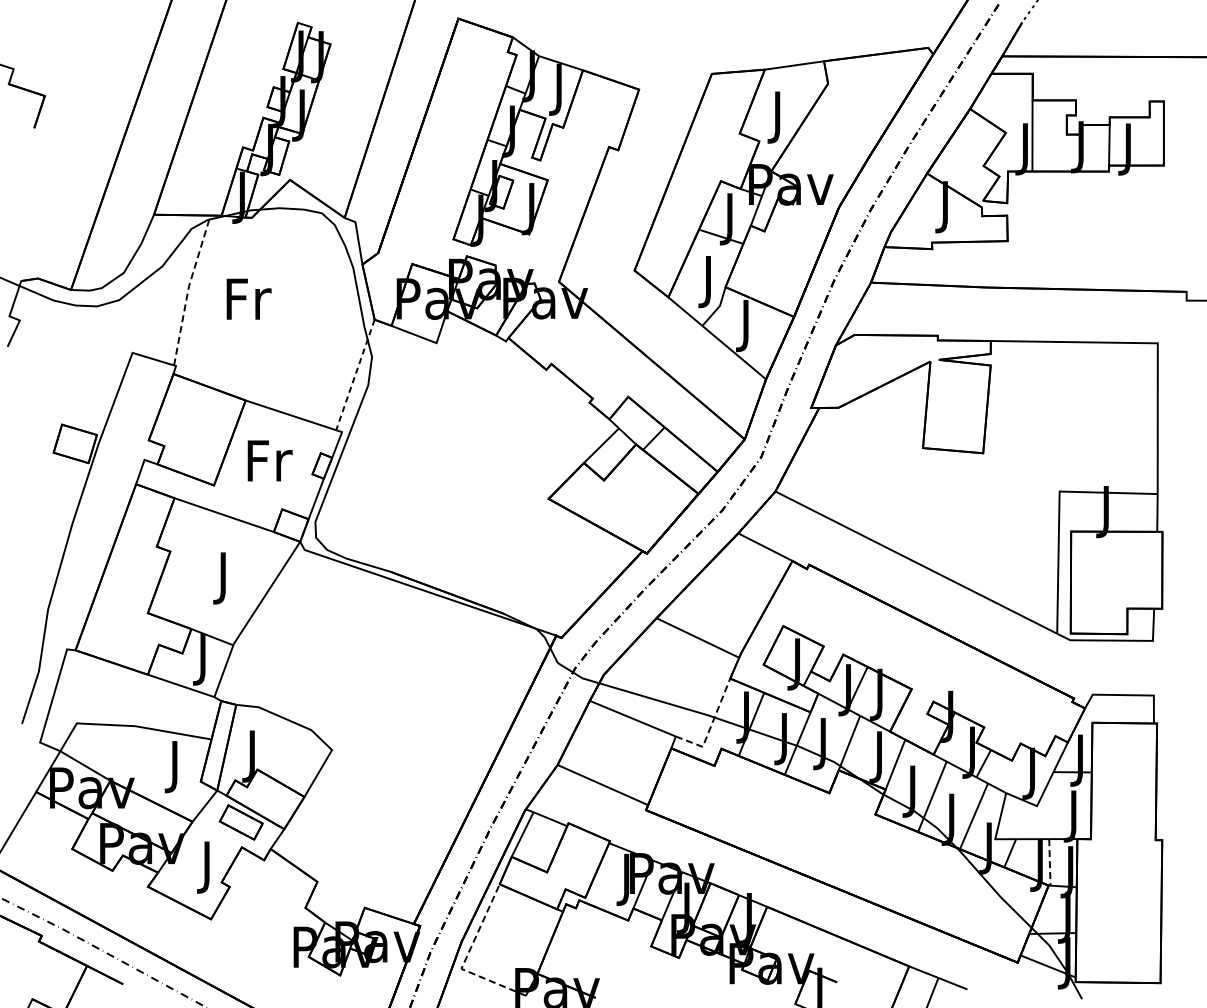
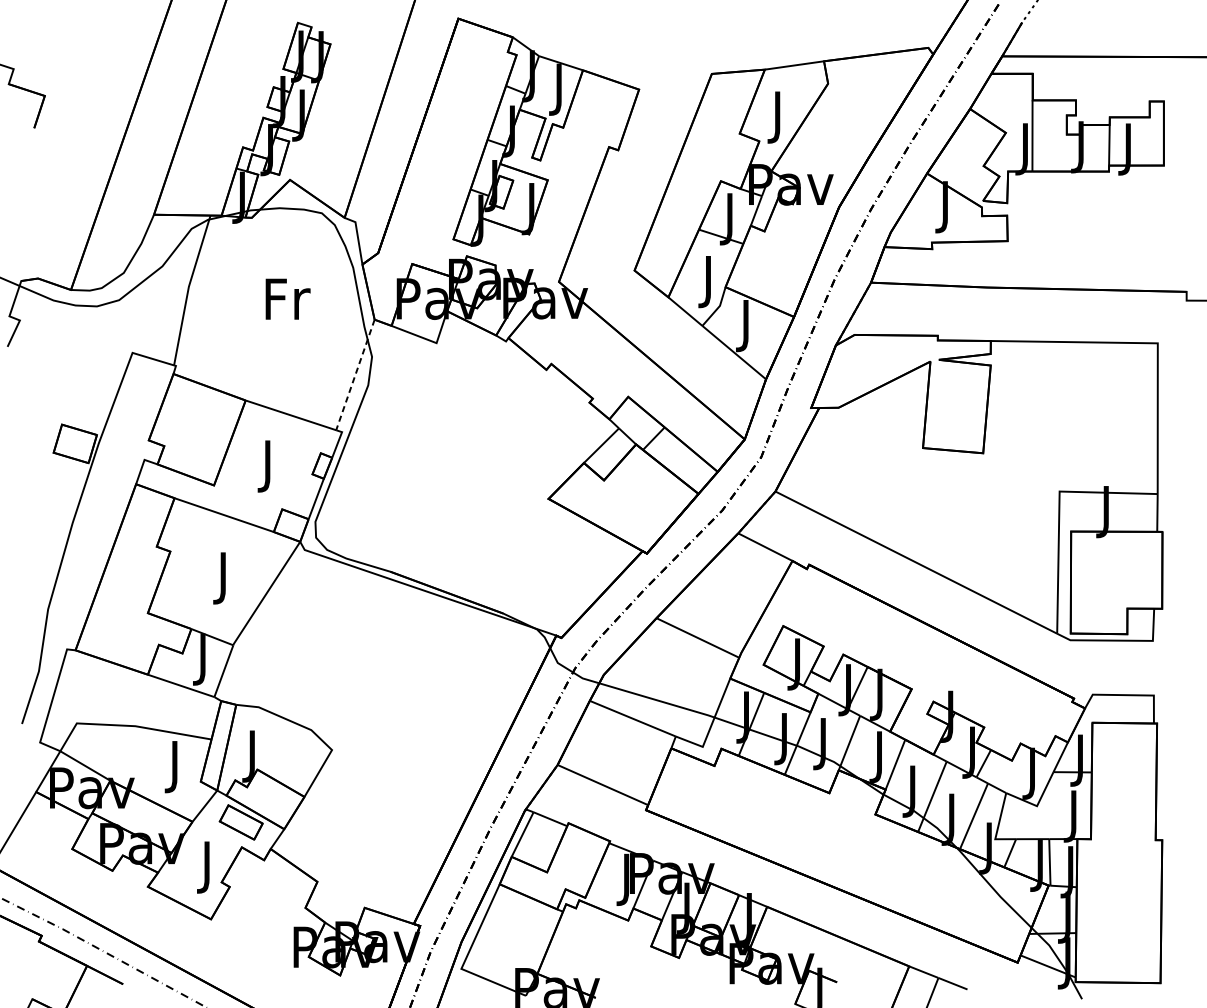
line: dashed -> solid (188, 288)
text position: (248, 298) -> (287, 298) (287, 298)
text: Fr -> J (269, 466)
line: dashed -> solid (710, 726)
line: dashed -> solid (1049, 862)
line: dashed -> solid (465, 958)
